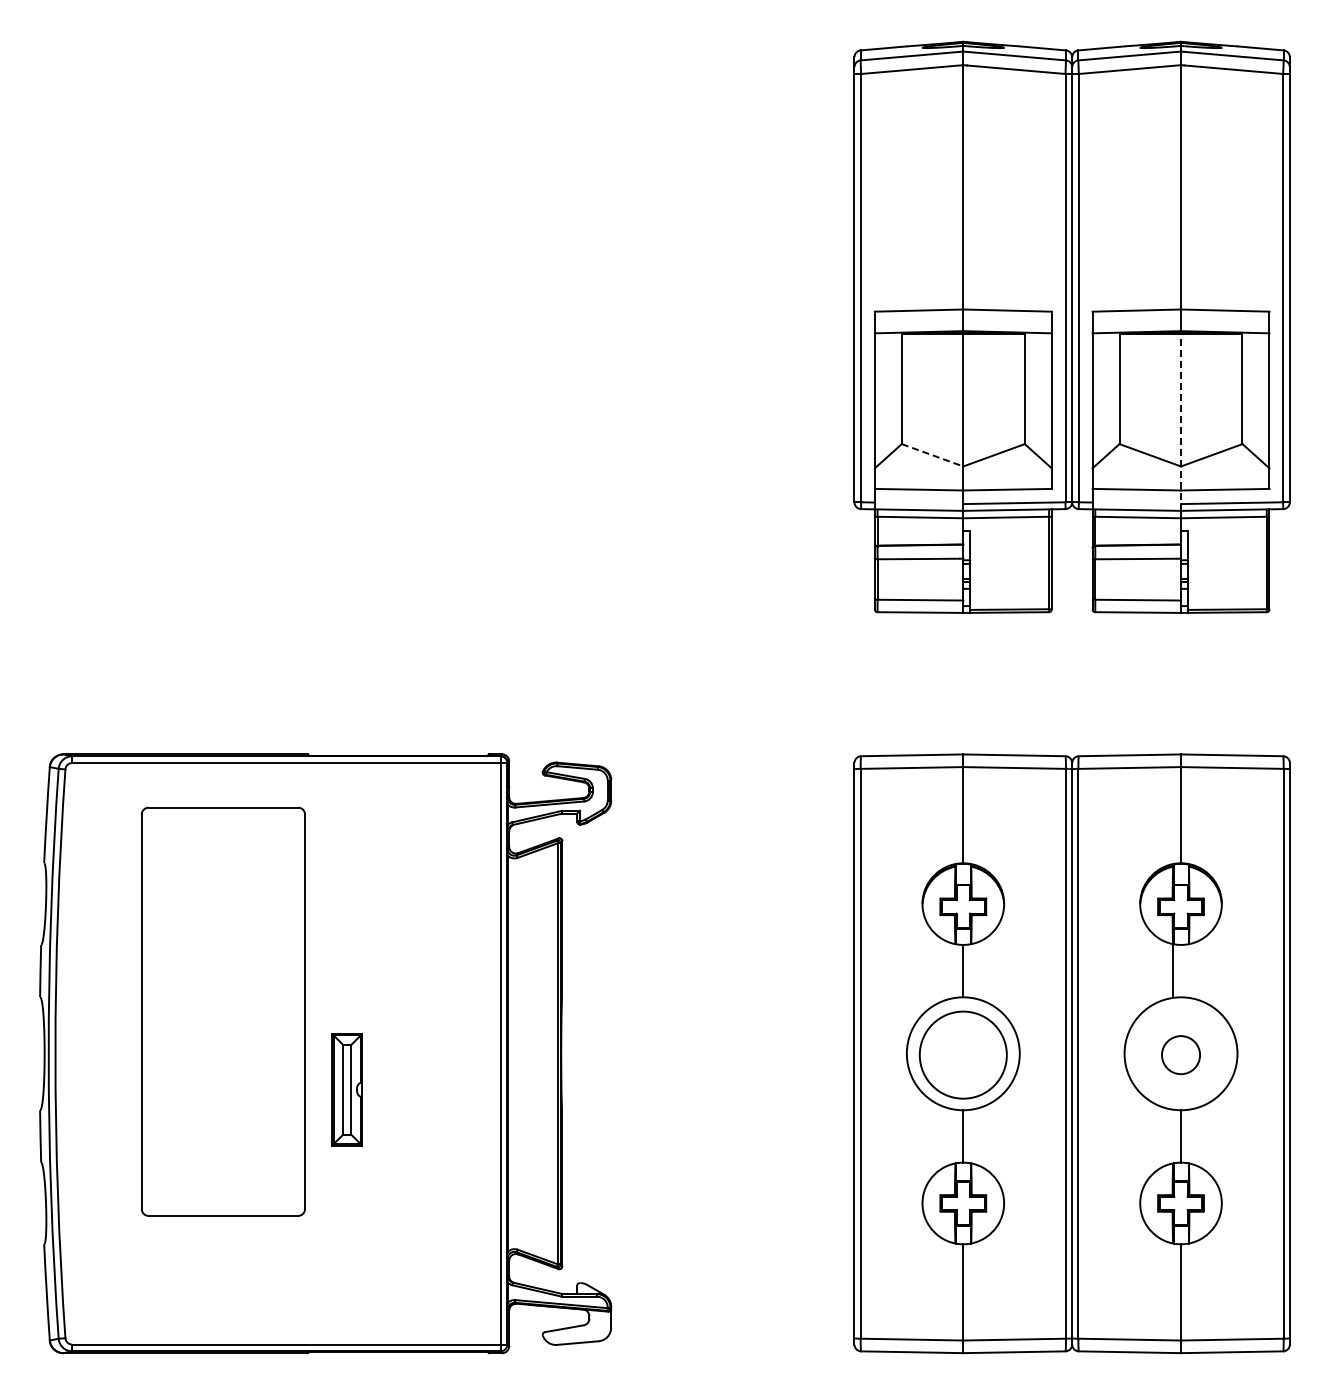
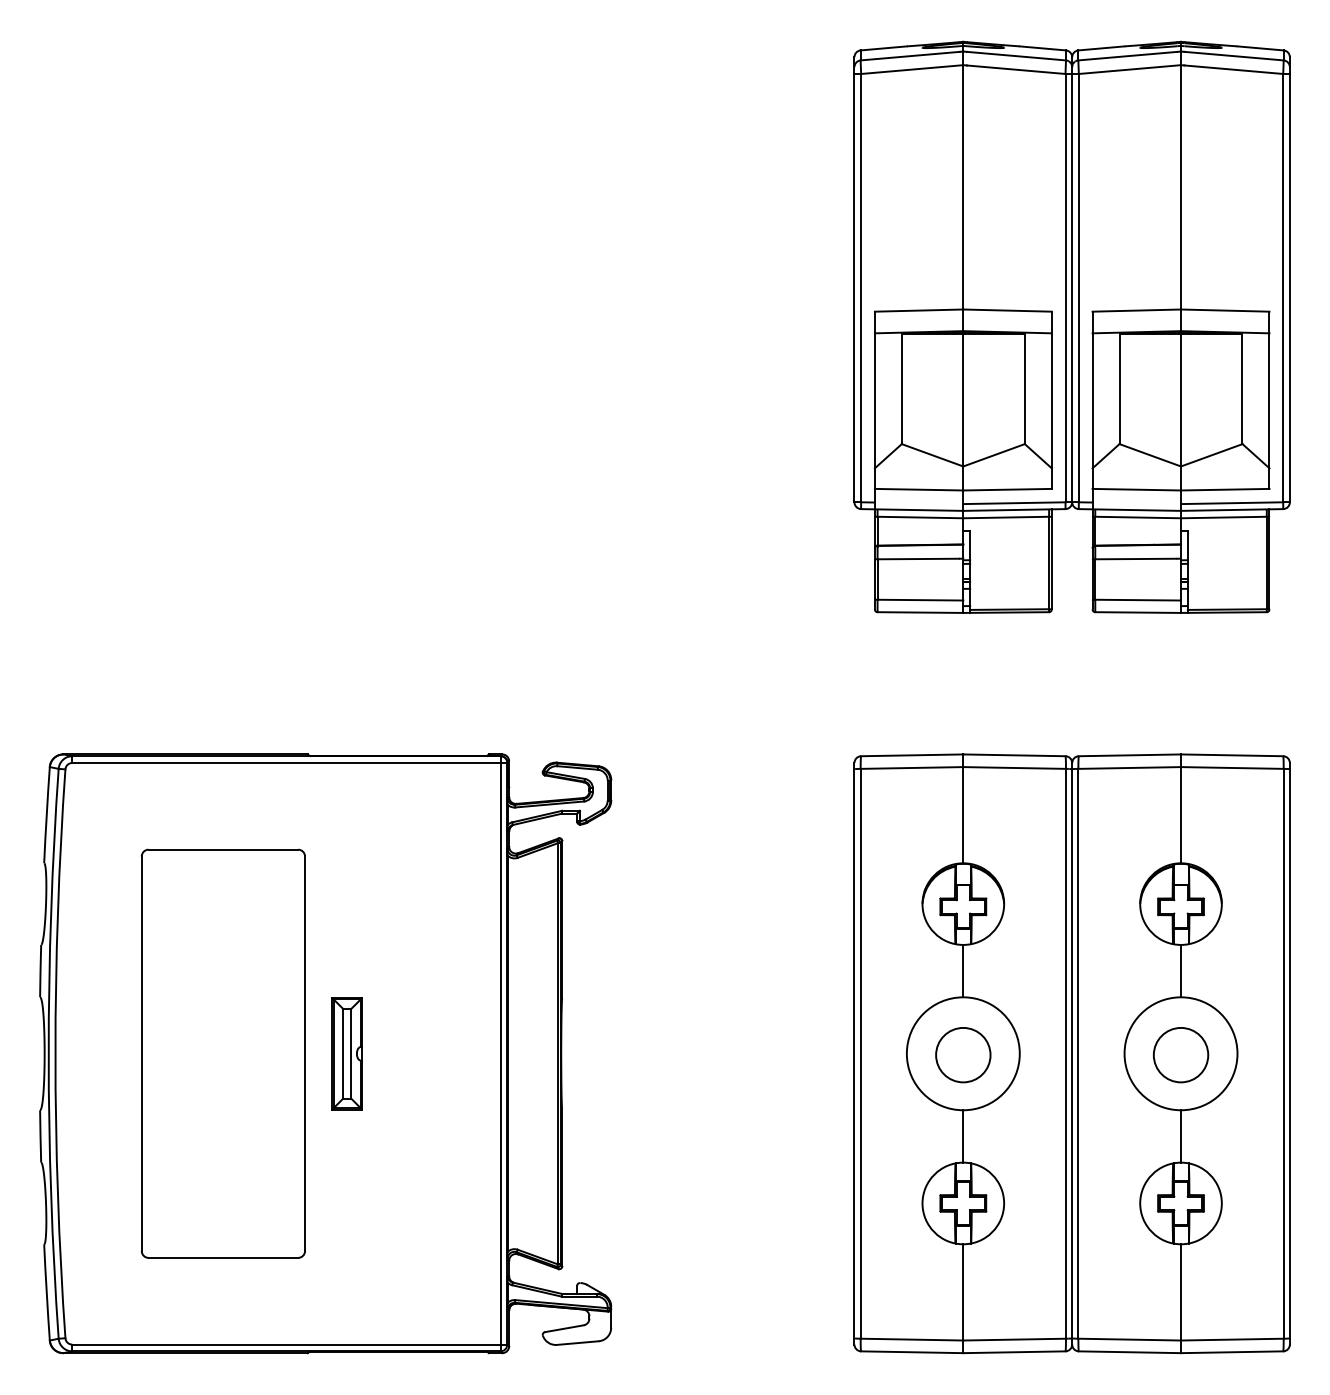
line: dashed -> solid (1181, 421)
line: dashed -> solid (932, 455)
line position: (1173, 970) -> (1181, 970) (1181, 970)
part position: (222, 1011) -> (222, 1053) (222, 1053)
circle diameter: 87 px -> 54 px (963, 1054)
circle diameter: 38 px -> 54 px (1180, 1054)
part position: (346, 1089) -> (346, 1053) (346, 1053)
